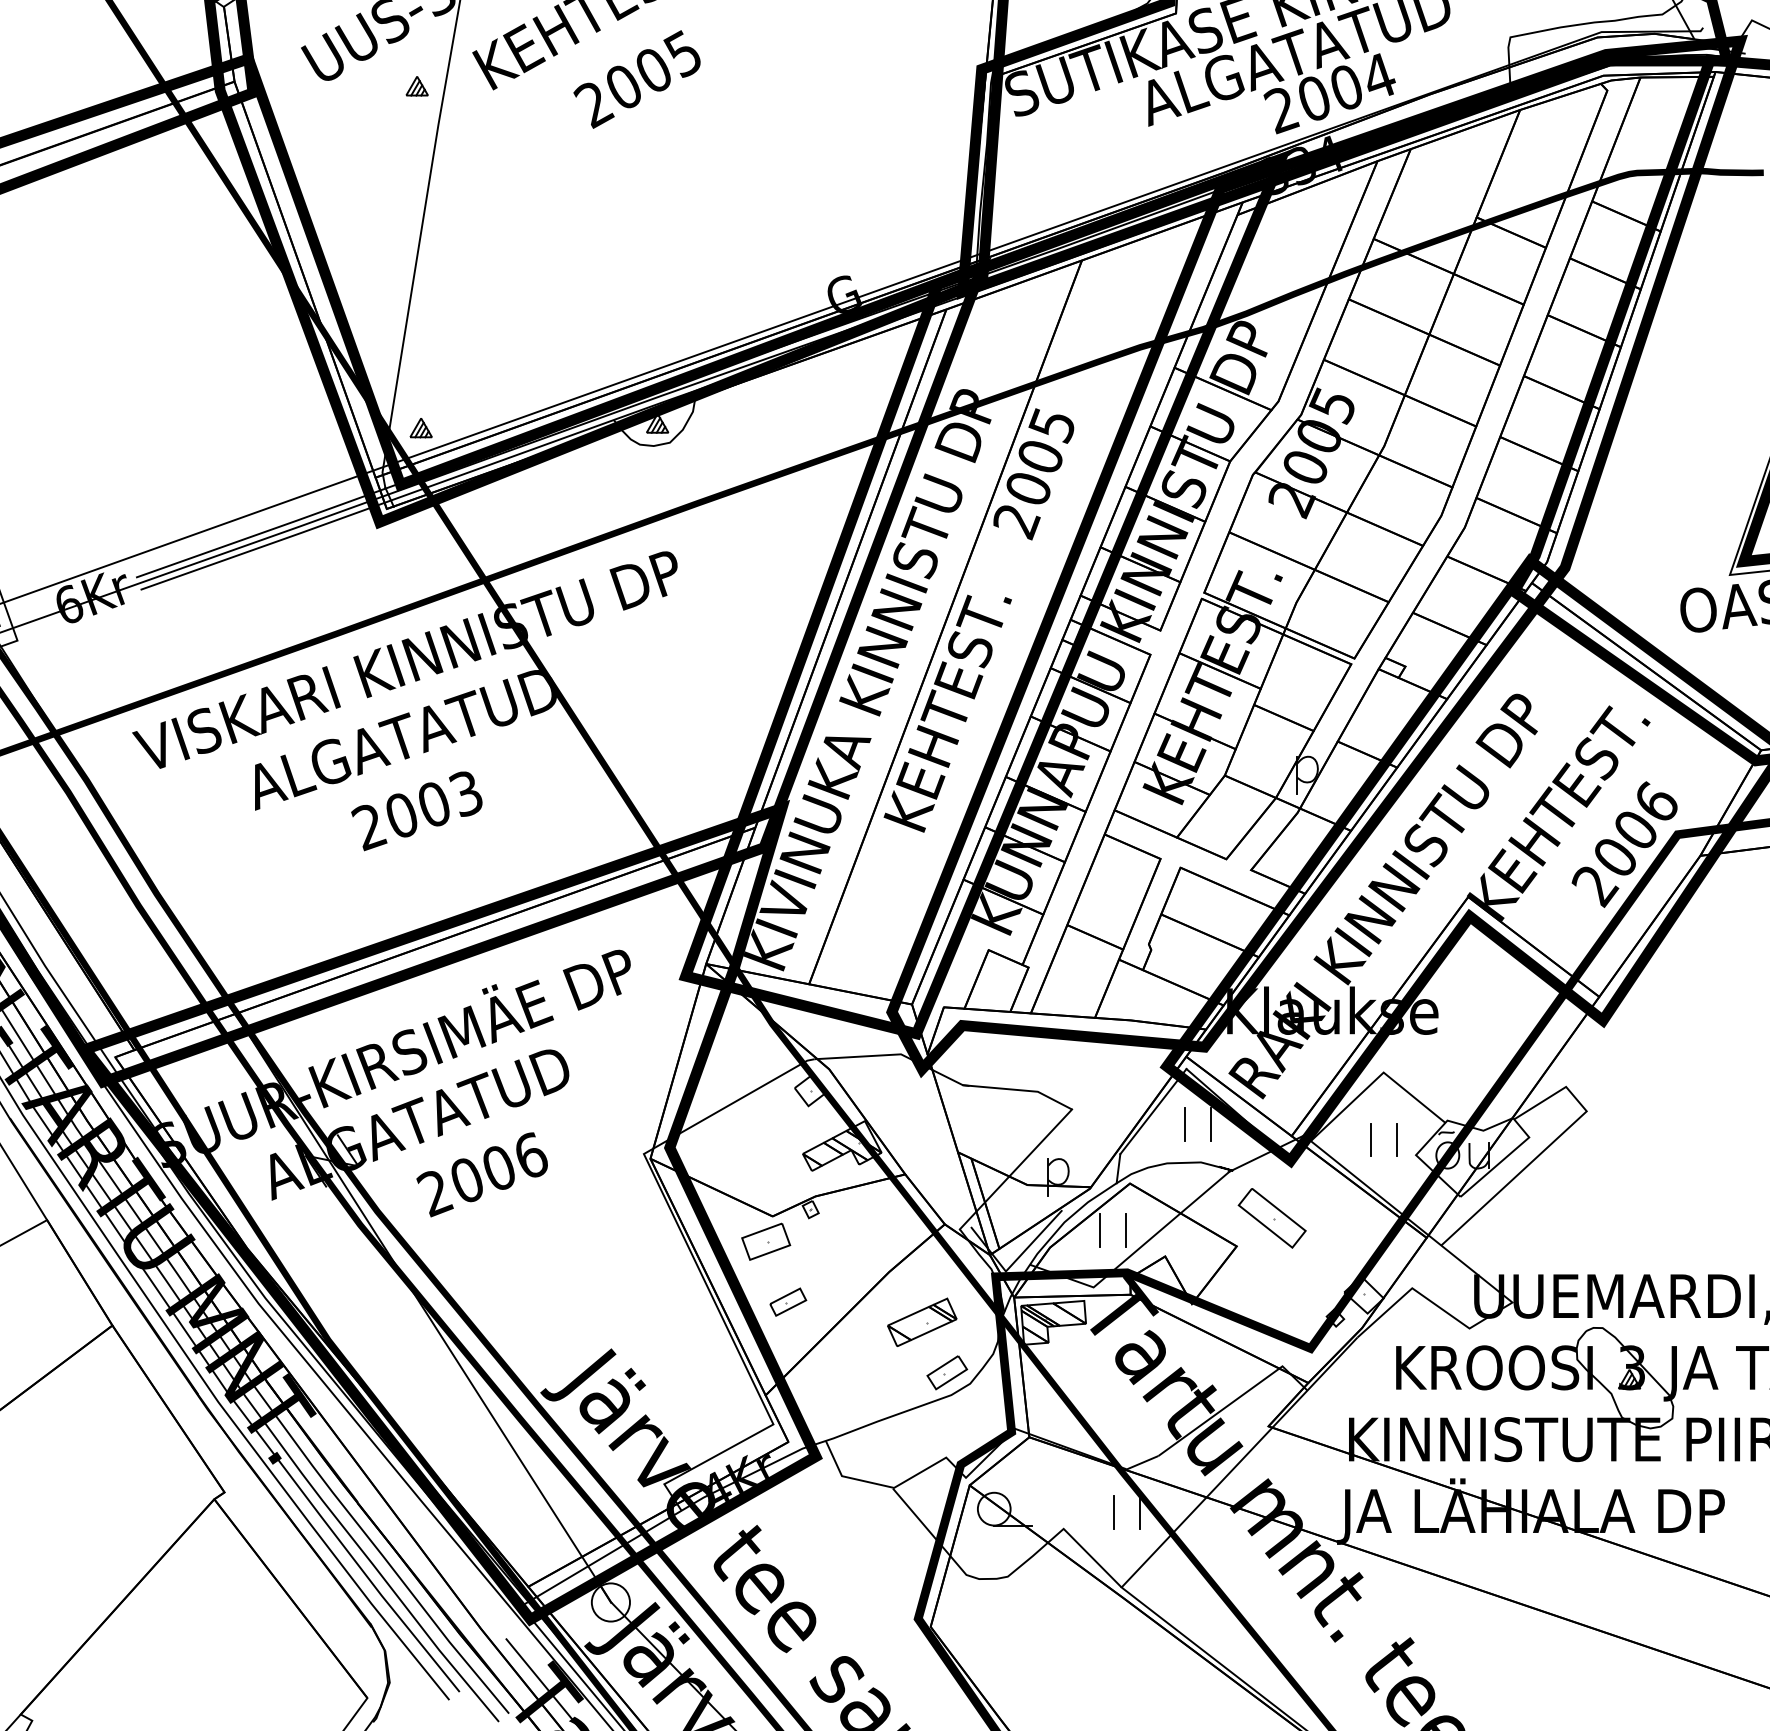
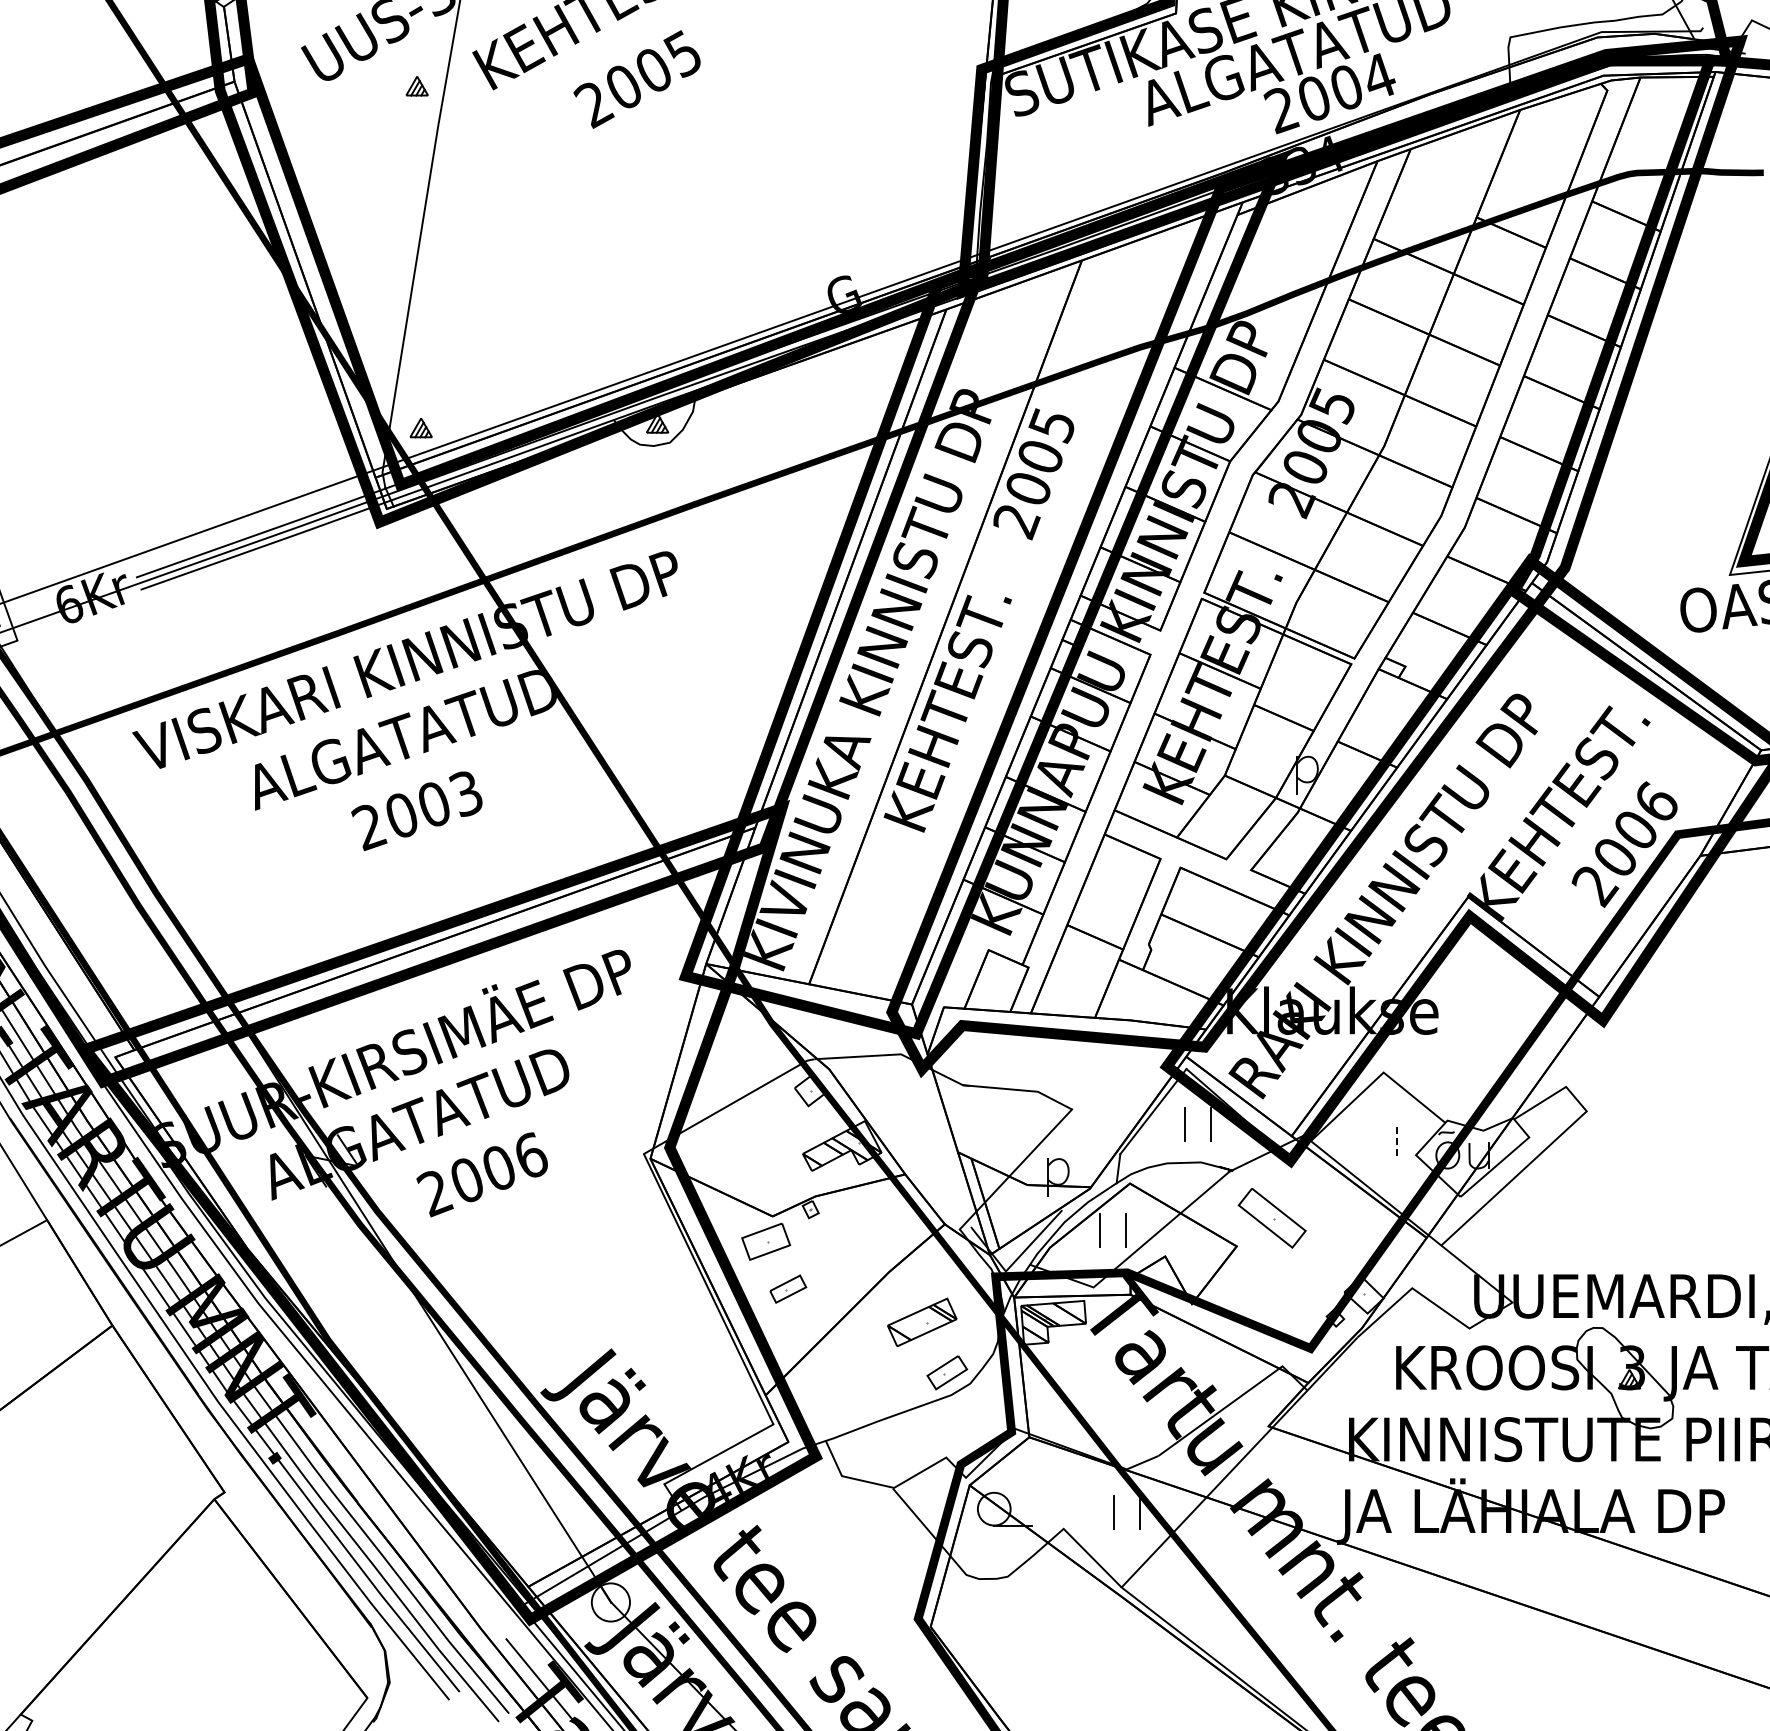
line: present -> none (1370, 1139)
line: solid -> dashed (1396, 1139)
part position: (788, 1301) -> (788, 1288) (788, 1288)
